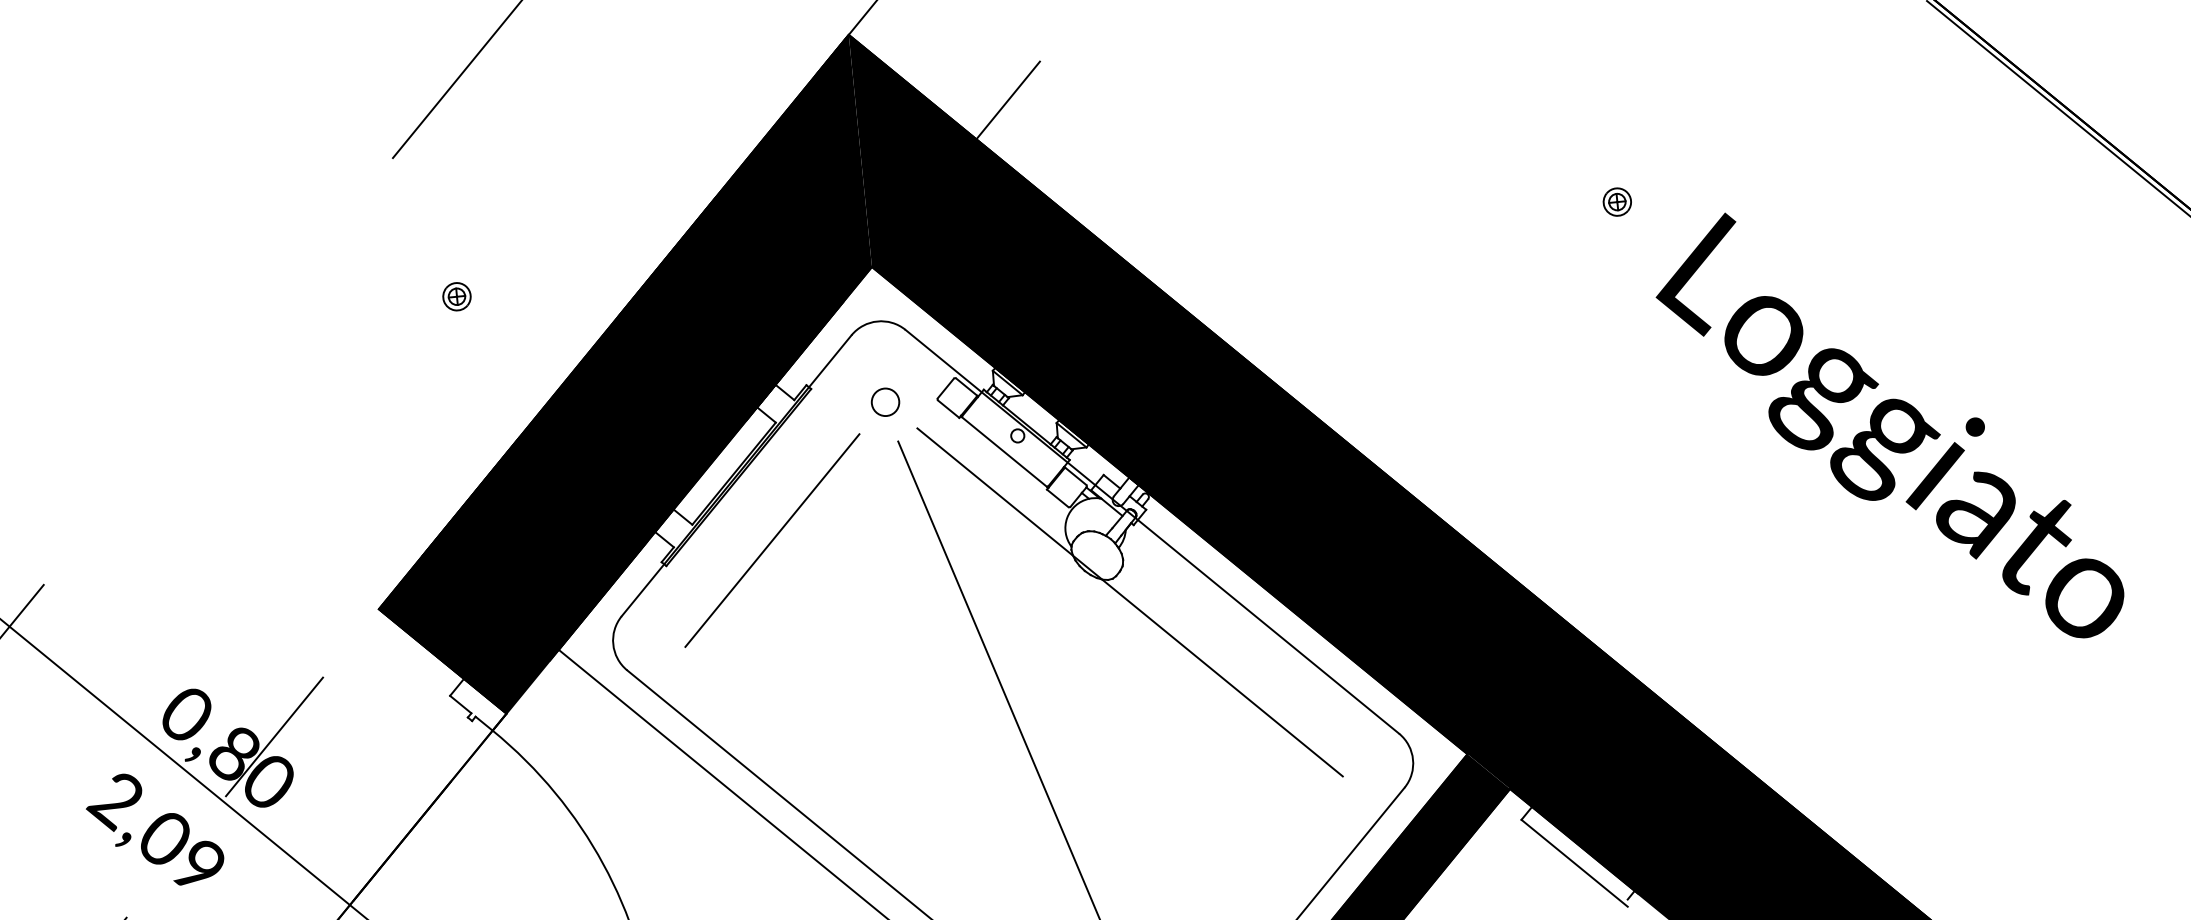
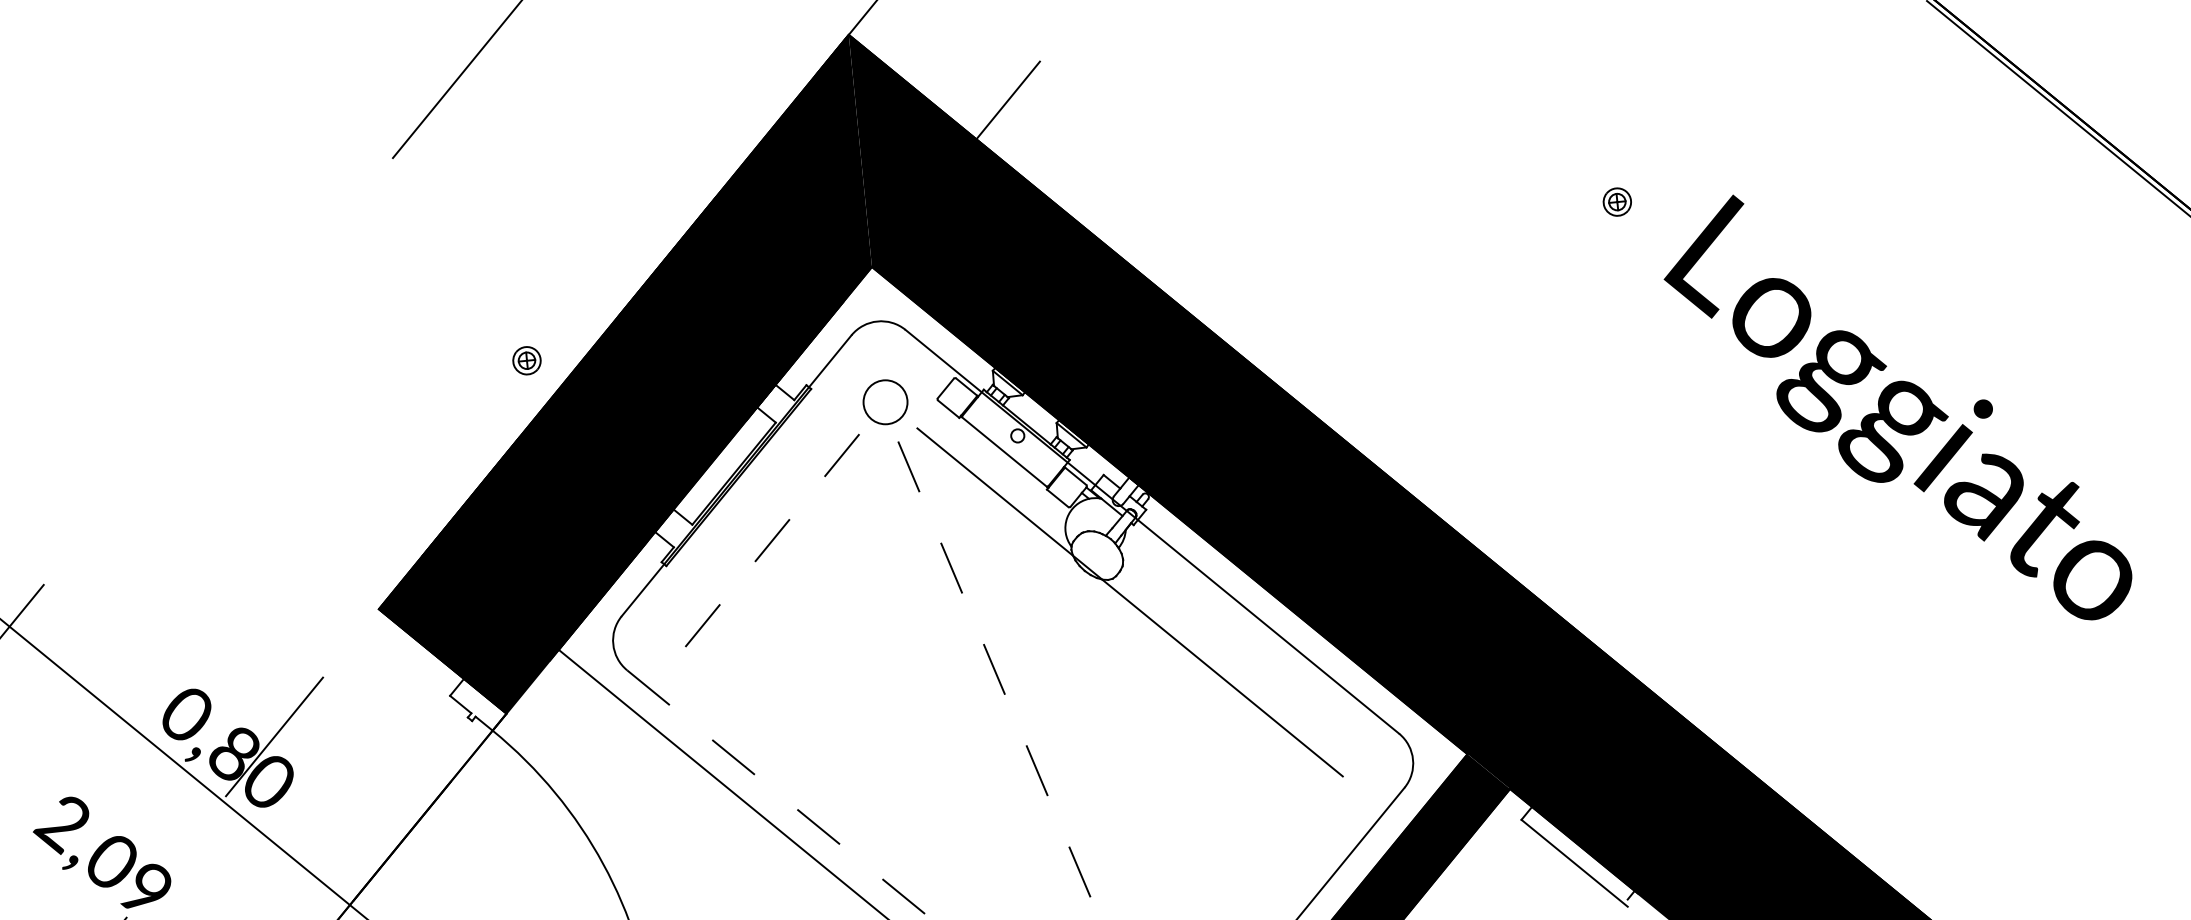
part position: (456, 296) -> (526, 360) (526, 360)
circle diameter: 27 px -> 44 px (885, 402)
text position: (1889, 425) -> (1897, 407) (1897, 407)
line: solid -> dashed (772, 540)
line: solid -> dashed (999, 681)
line: solid -> dashed (779, 794)
text position: (155, 829) -> (102, 852) (102, 852)
